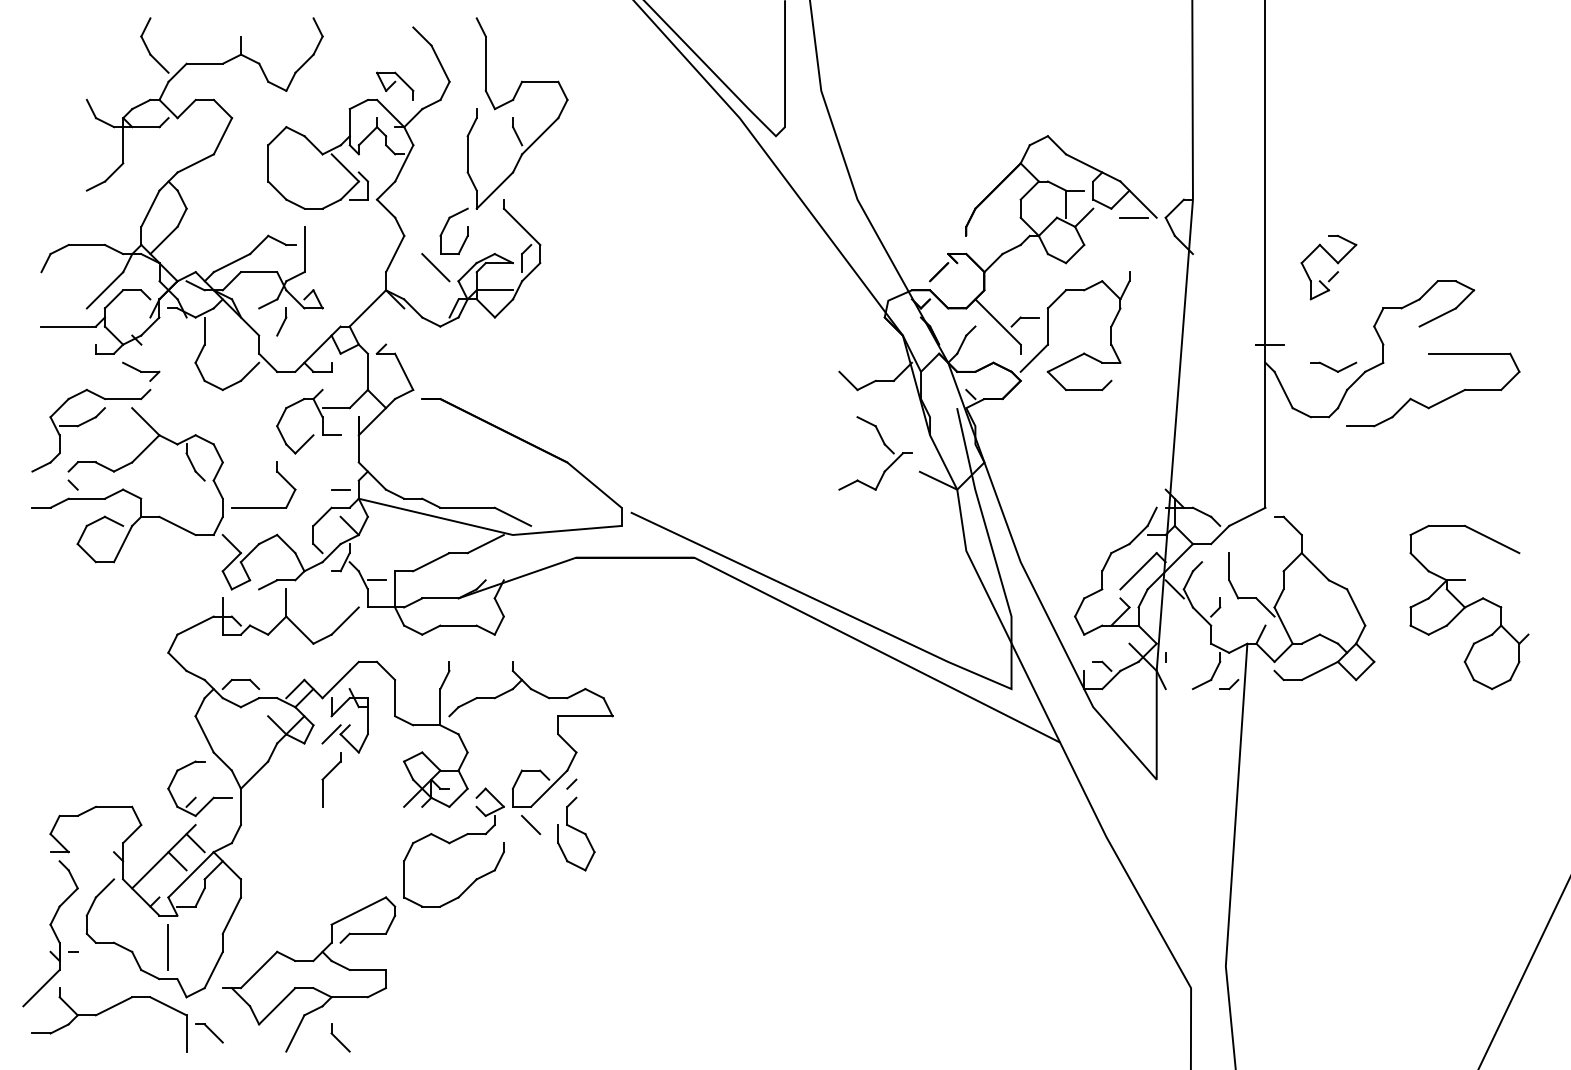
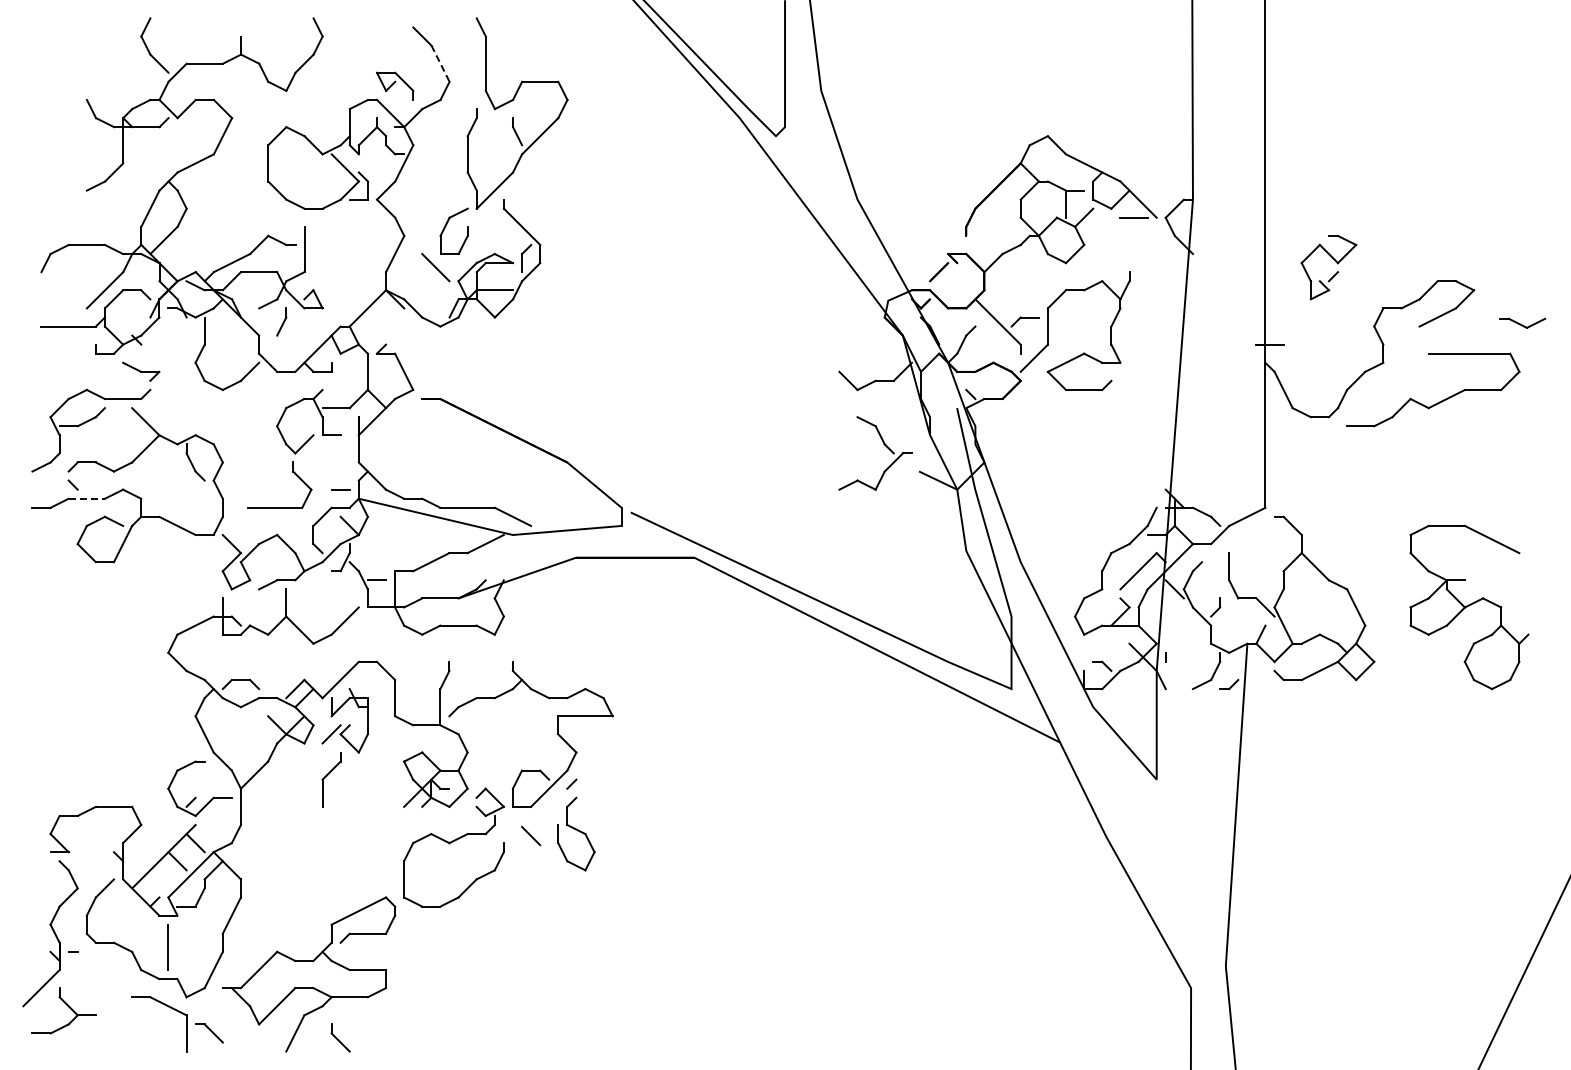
line: solid -> dashed (440, 64)
part position: (1333, 366) -> (1522, 322) (1522, 322)
part position: (276, 472) -> (292, 472) (292, 472)
line: solid -> dashed (87, 498)
line position: (531, 825) -> (531, 836) (531, 836)
line: present -> none (113, 1006)
